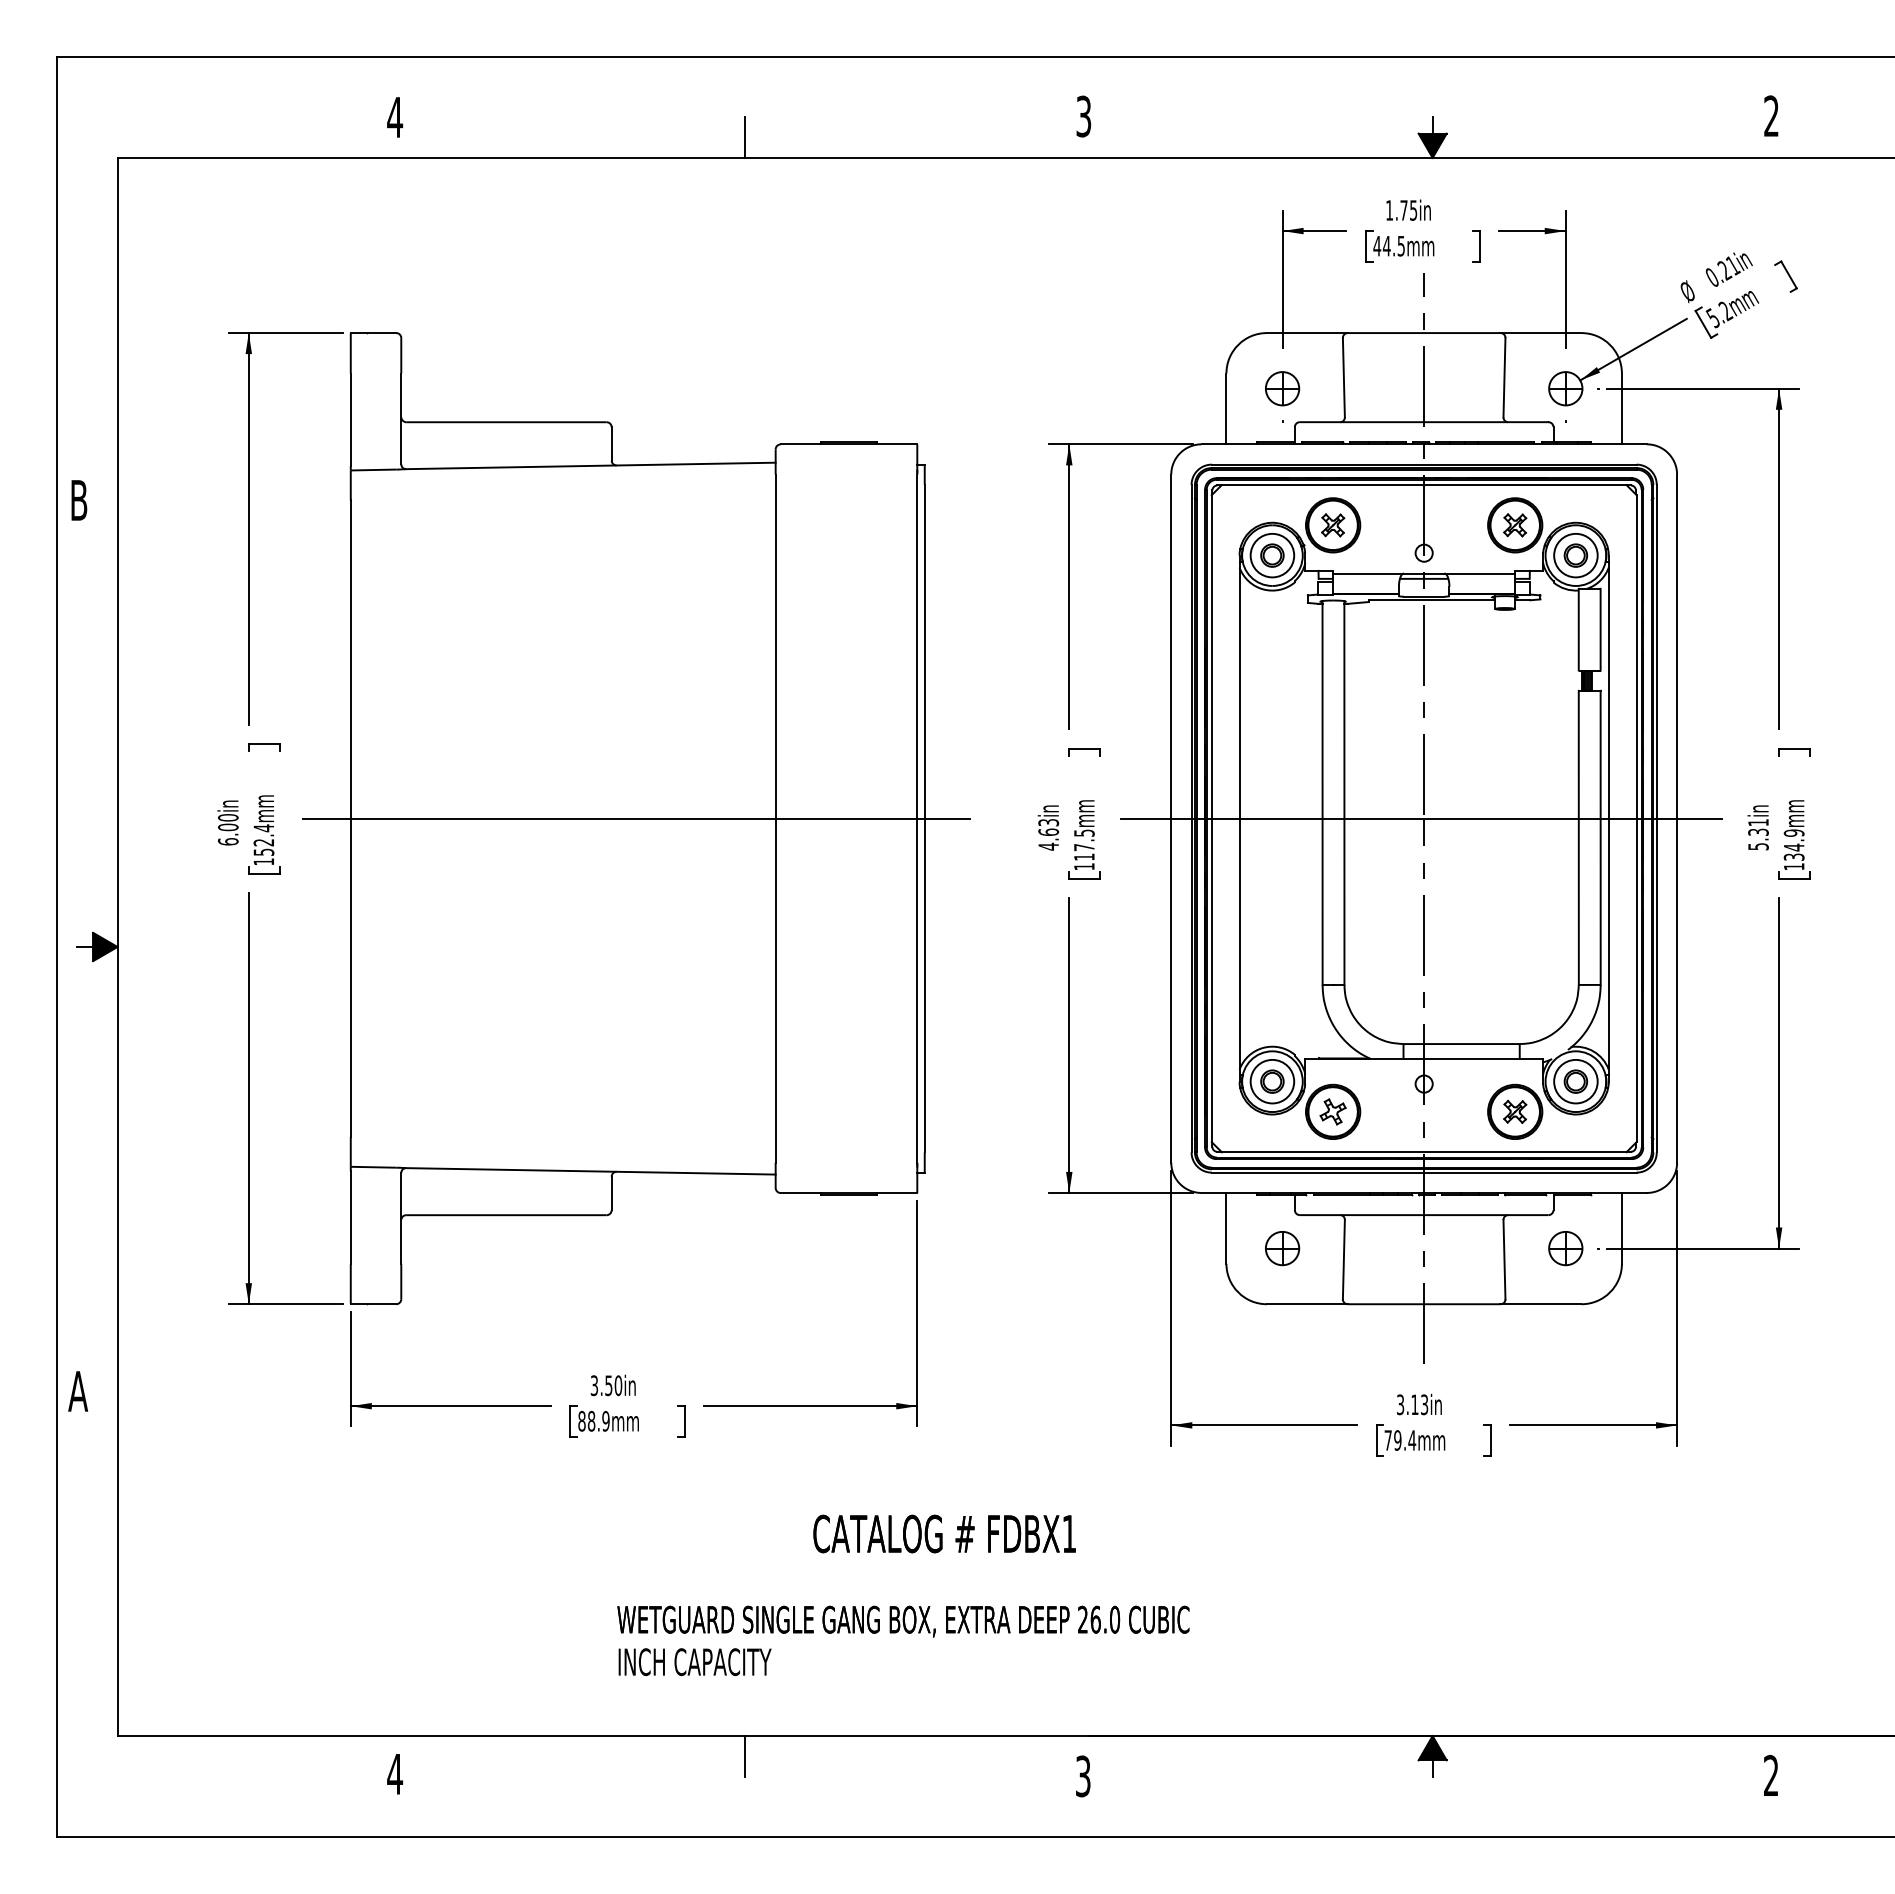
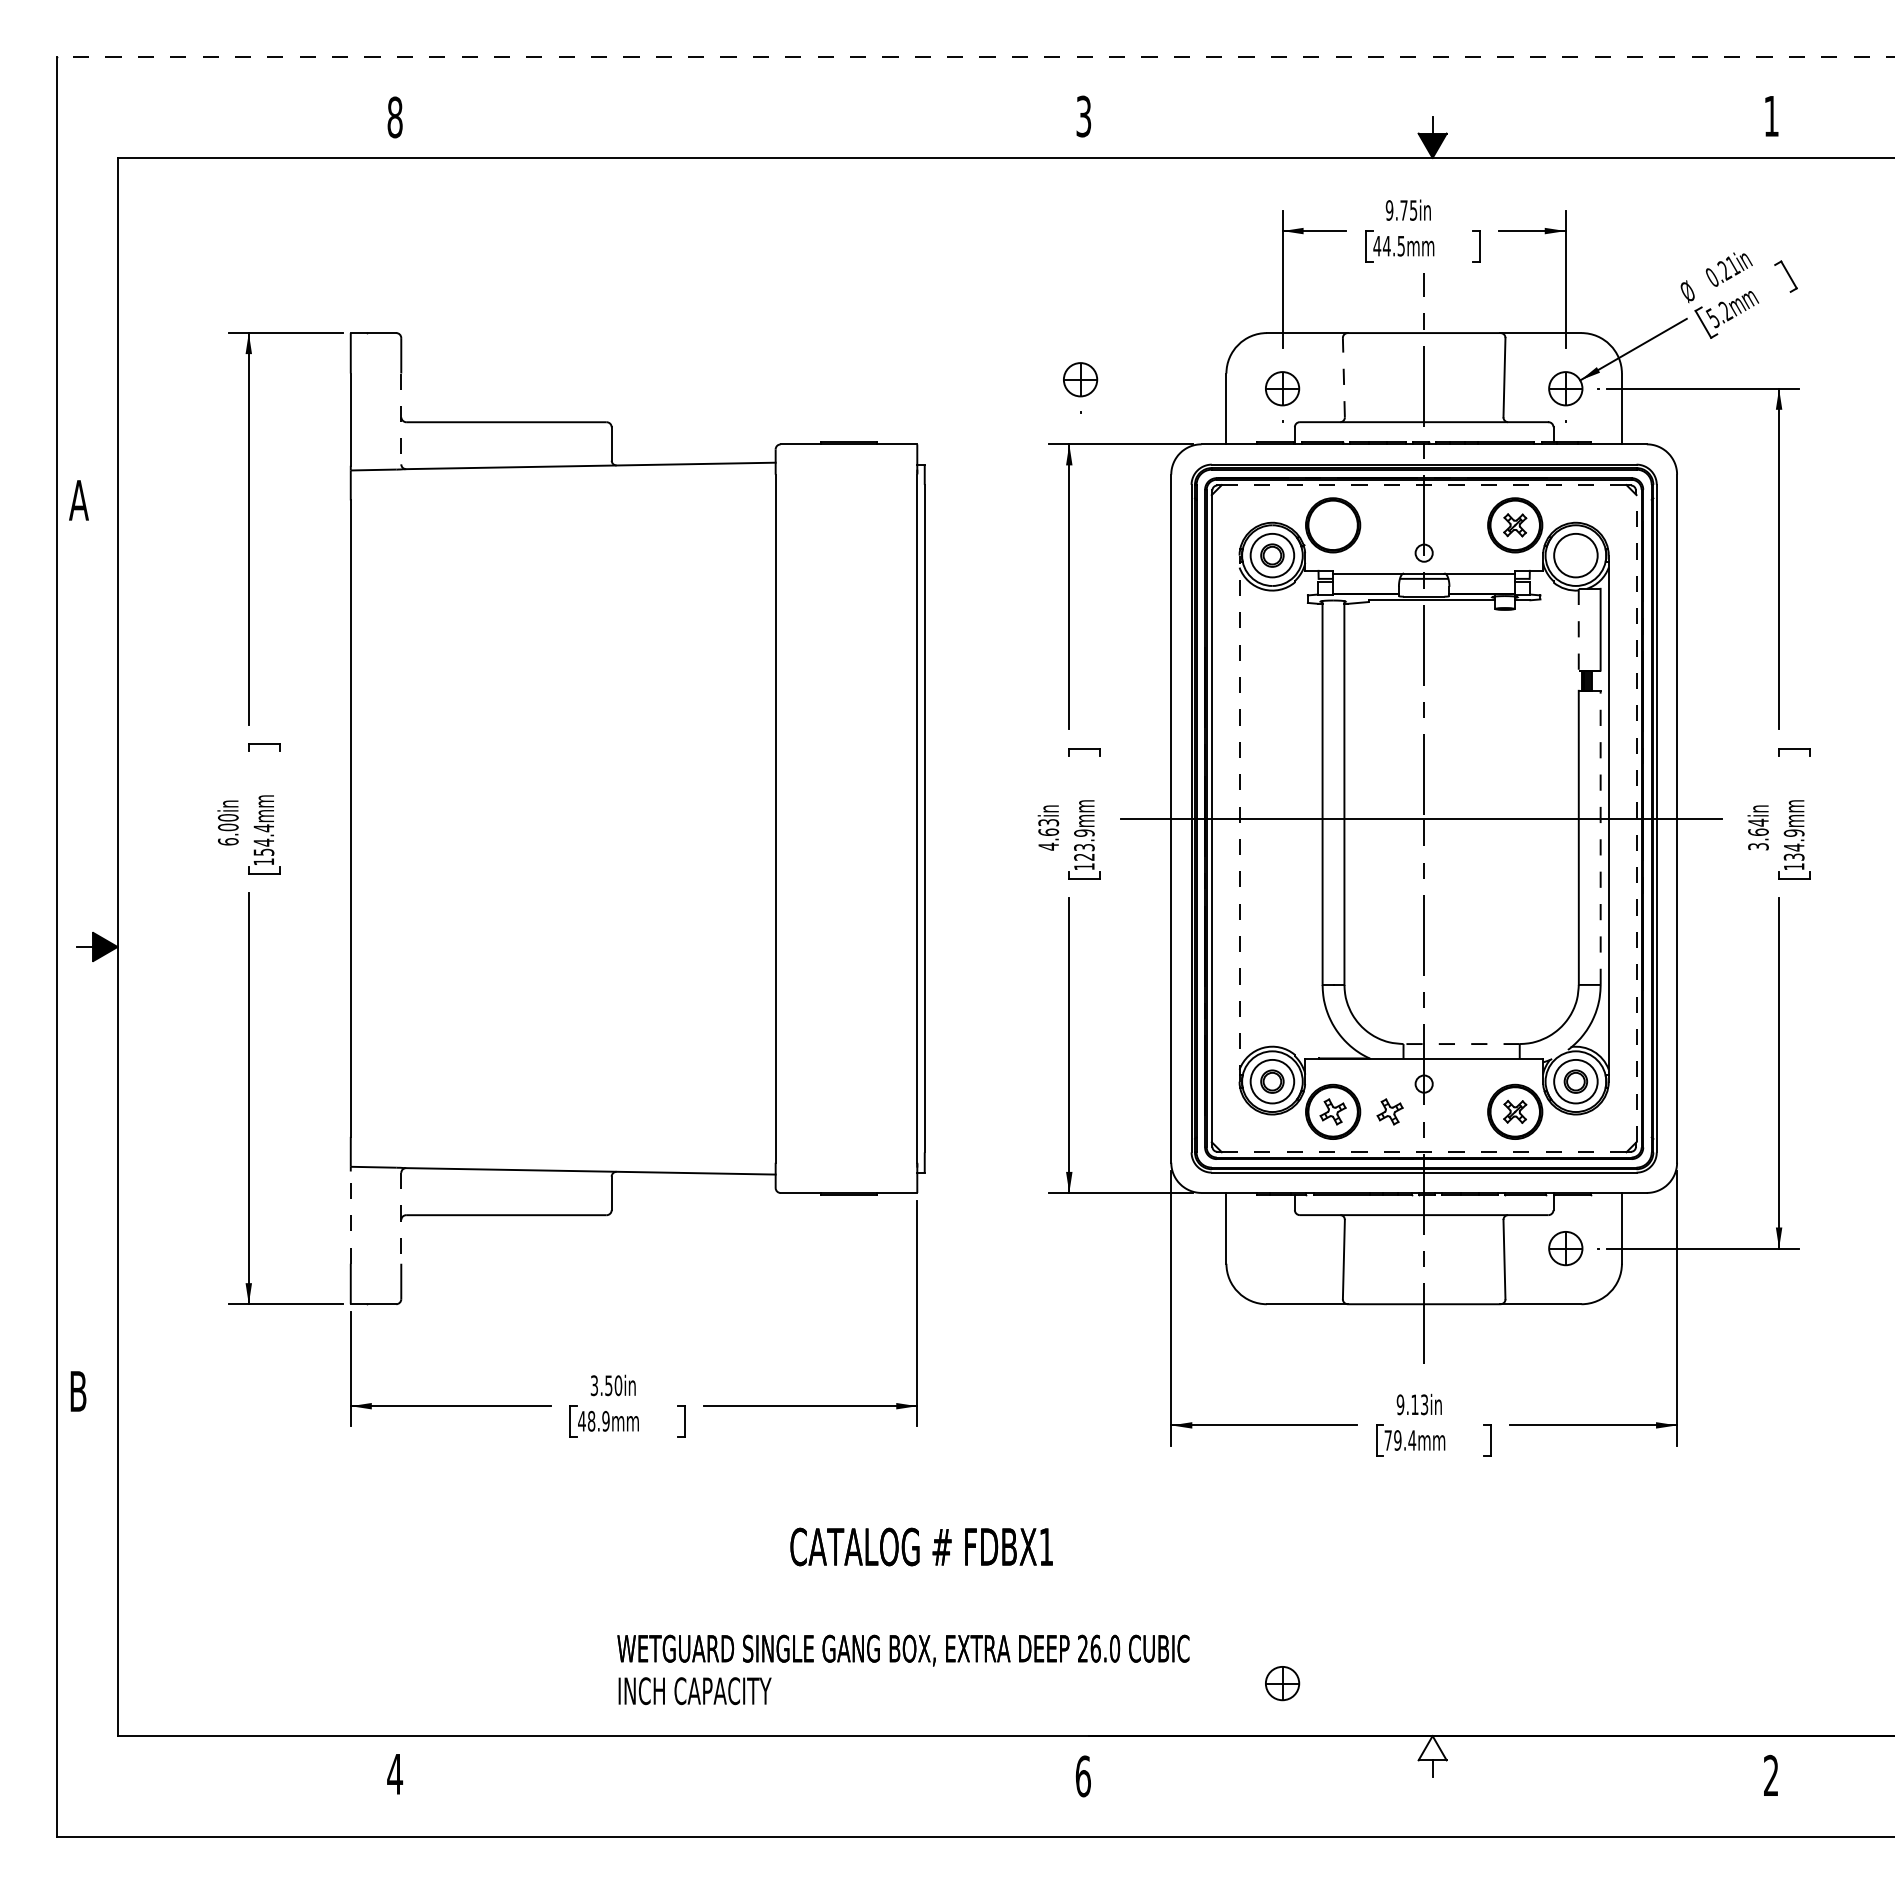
line: solid -> dashed (975, 56)
text: 2 -> 1 (1771, 115)
text: 4 -> 8 (395, 117)
line: present -> none (744, 137)
text: 1.75in -> 9.75in (1389, 210)
line: solid -> dashed (1343, 377)
part: none -> present (1080, 387)
line: solid -> dashed (401, 419)
line: solid -> dashed (1423, 485)
text: B -> A (78, 500)
part: present -> none (1333, 525)
part: present -> none (1575, 555)
line: solid -> dashed (1578, 629)
line: present -> none (636, 818)
line: solid -> dashed (1239, 818)
line: solid -> dashed (1636, 818)
text: 5.31in -> 3.64in (1758, 833)
line: solid -> dashed (1600, 837)
text: 152.4mm -> 154.4mm (263, 842)
text: 117.5mm -> 123.9mm (1084, 844)
line: solid -> dashed (1461, 1044)
part: none -> present (1389, 1111)
line: solid -> dashed (1424, 1152)
line: solid -> dashed (350, 1217)
line: solid -> dashed (401, 1218)
part position: (1282, 1248) -> (1282, 1683) (1282, 1683)
text: A -> B (78, 1391)
text: 3.13in -> 9.13in (1400, 1404)
text: 88.9mm -> 48.9mm (581, 1421)
text position: (944, 1533) -> (921, 1546) (921, 1546)
text position: (903, 1640) -> (903, 1669) (903, 1669)
fill: present -> none (1432, 1748)
line: present -> none (744, 1756)
text: 3 -> 6 (1082, 1776)
